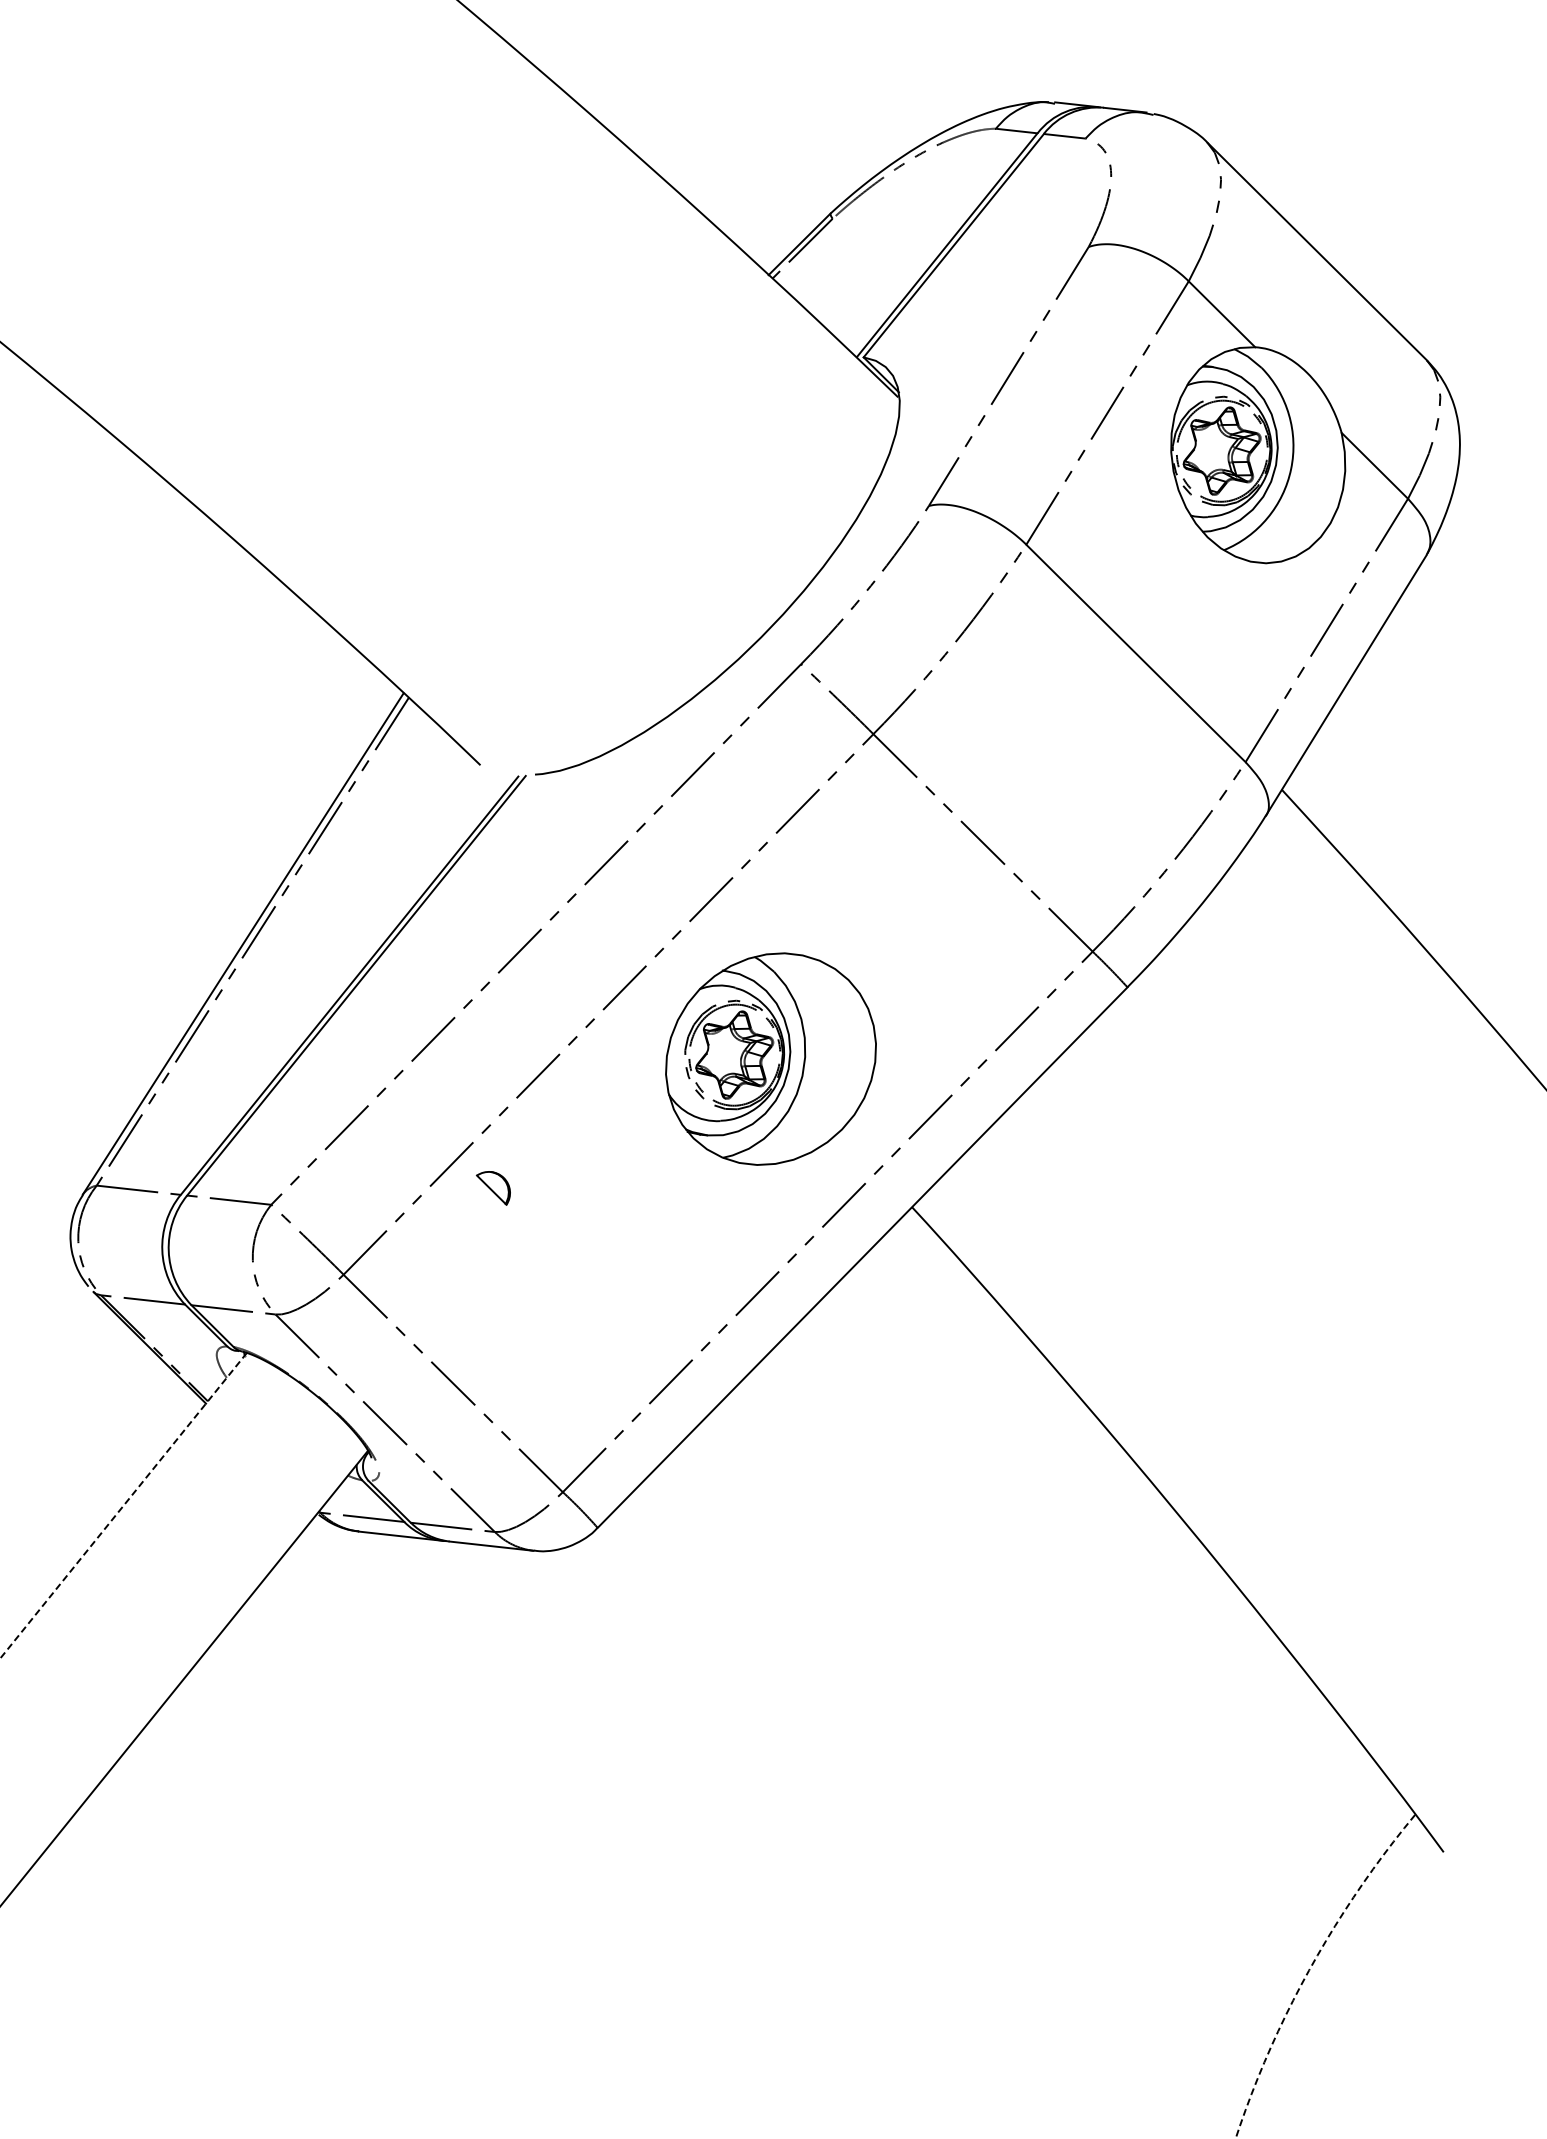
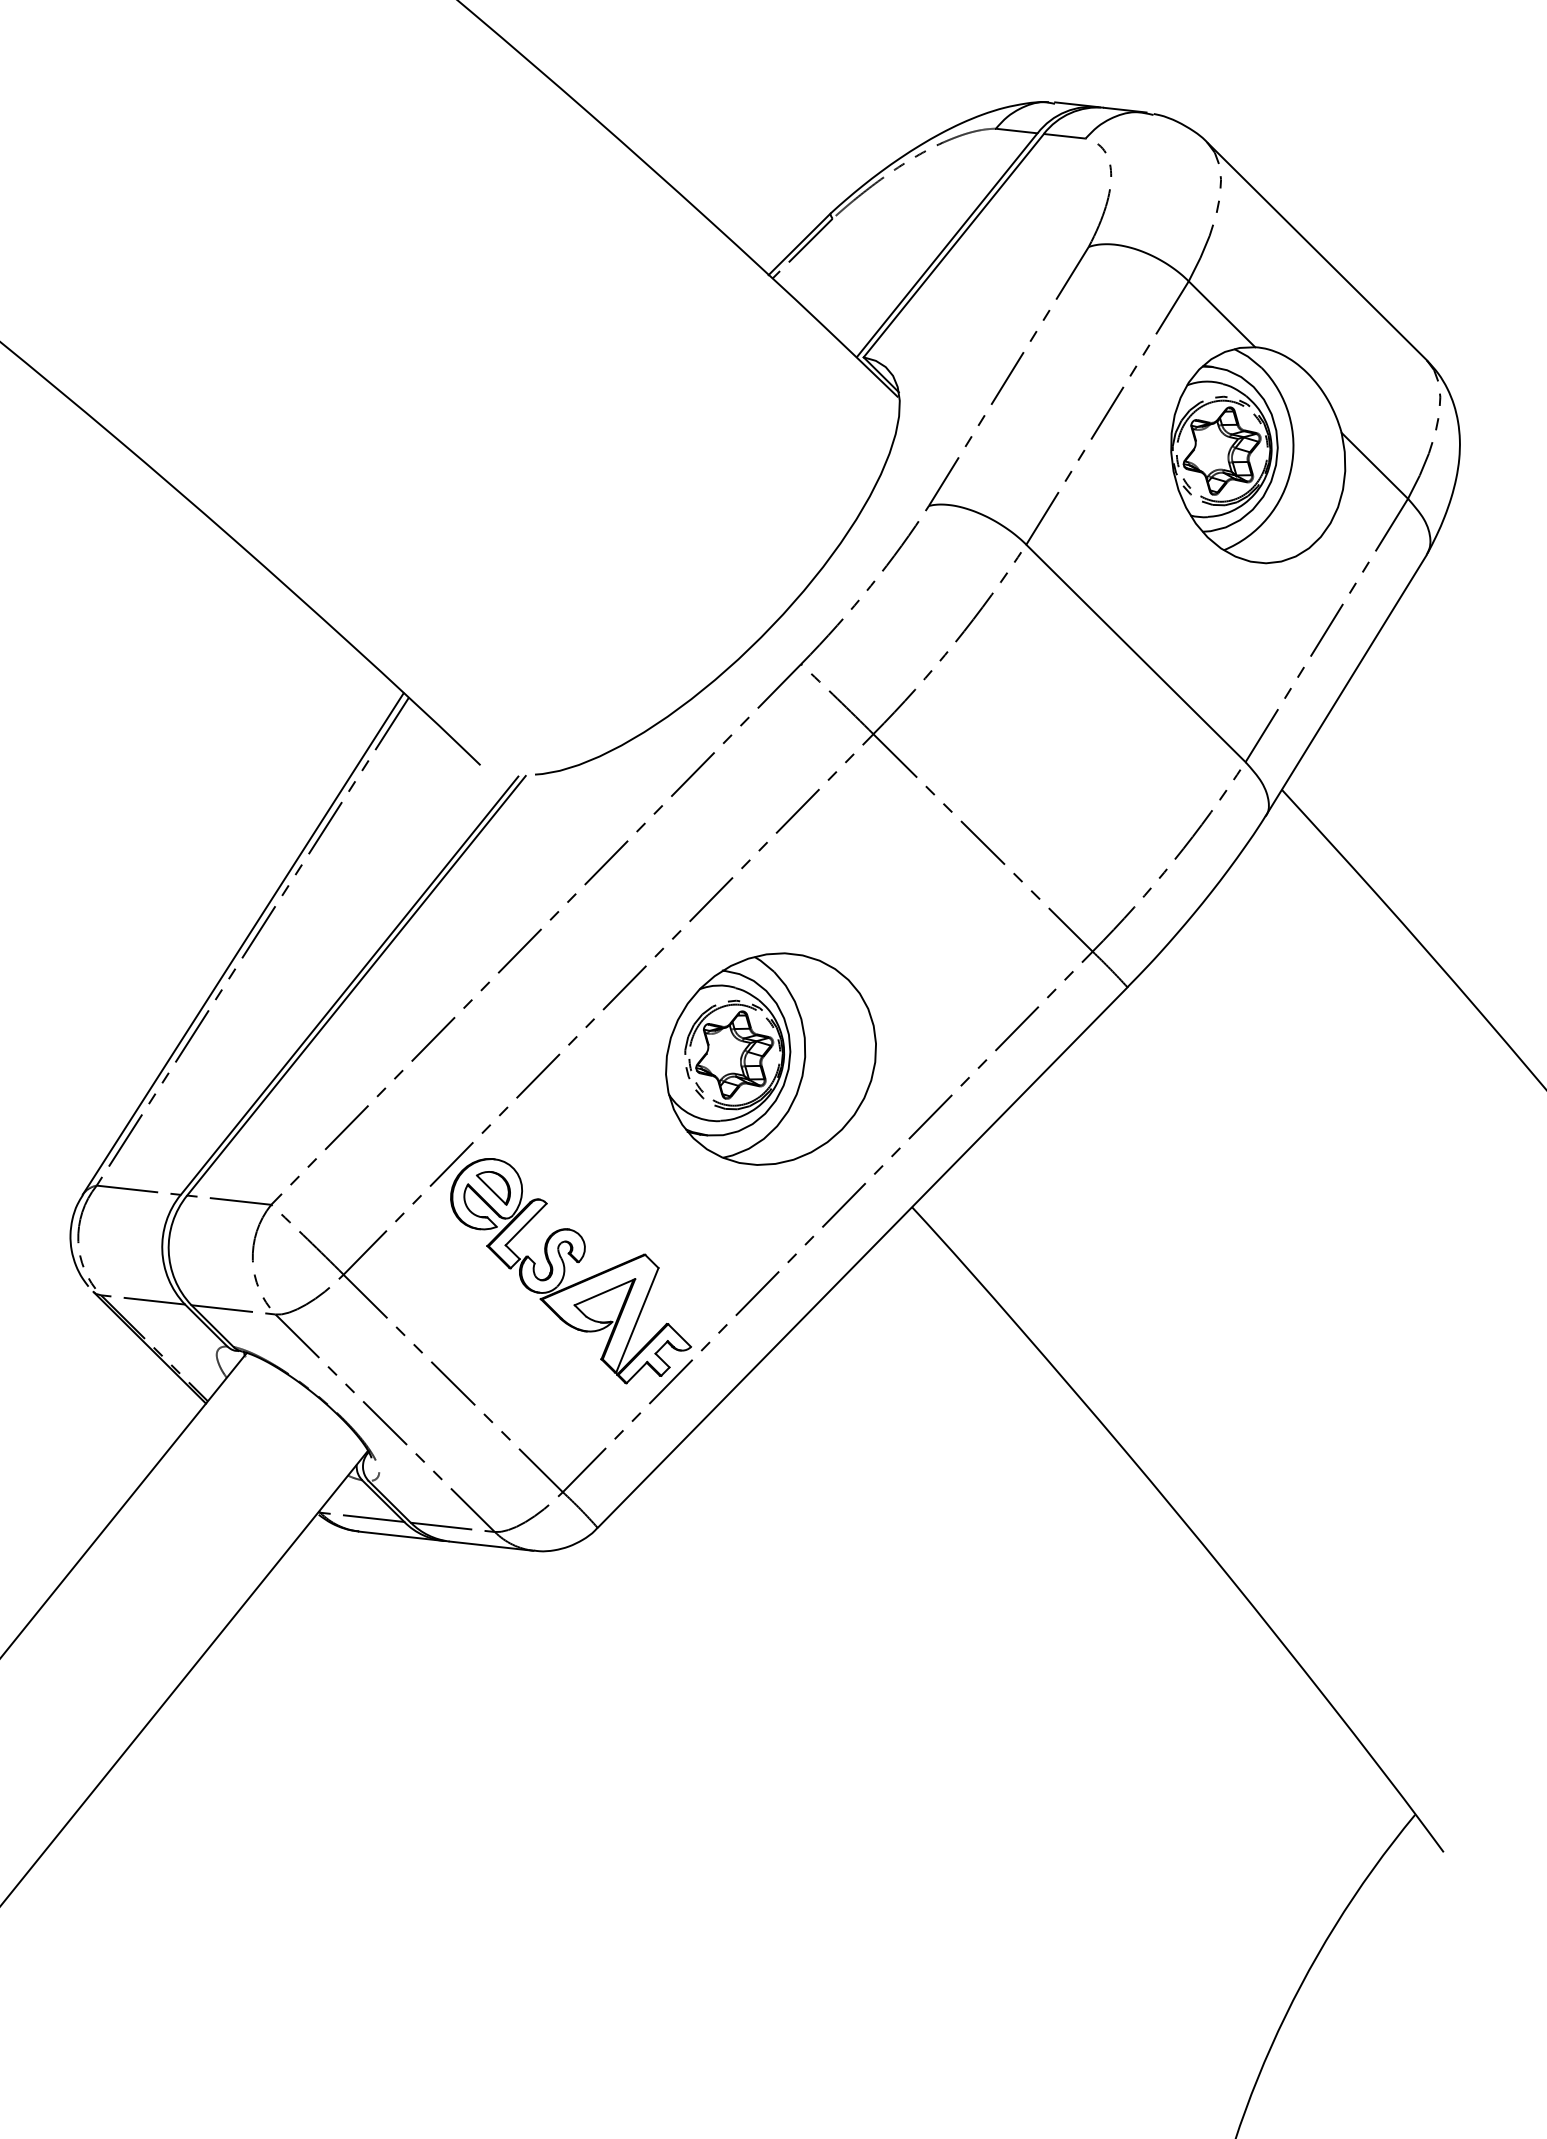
part: none -> present (570, 1271)
line: dashed -> solid (123, 1506)
arc: dashed -> solid (1309, 1969)
